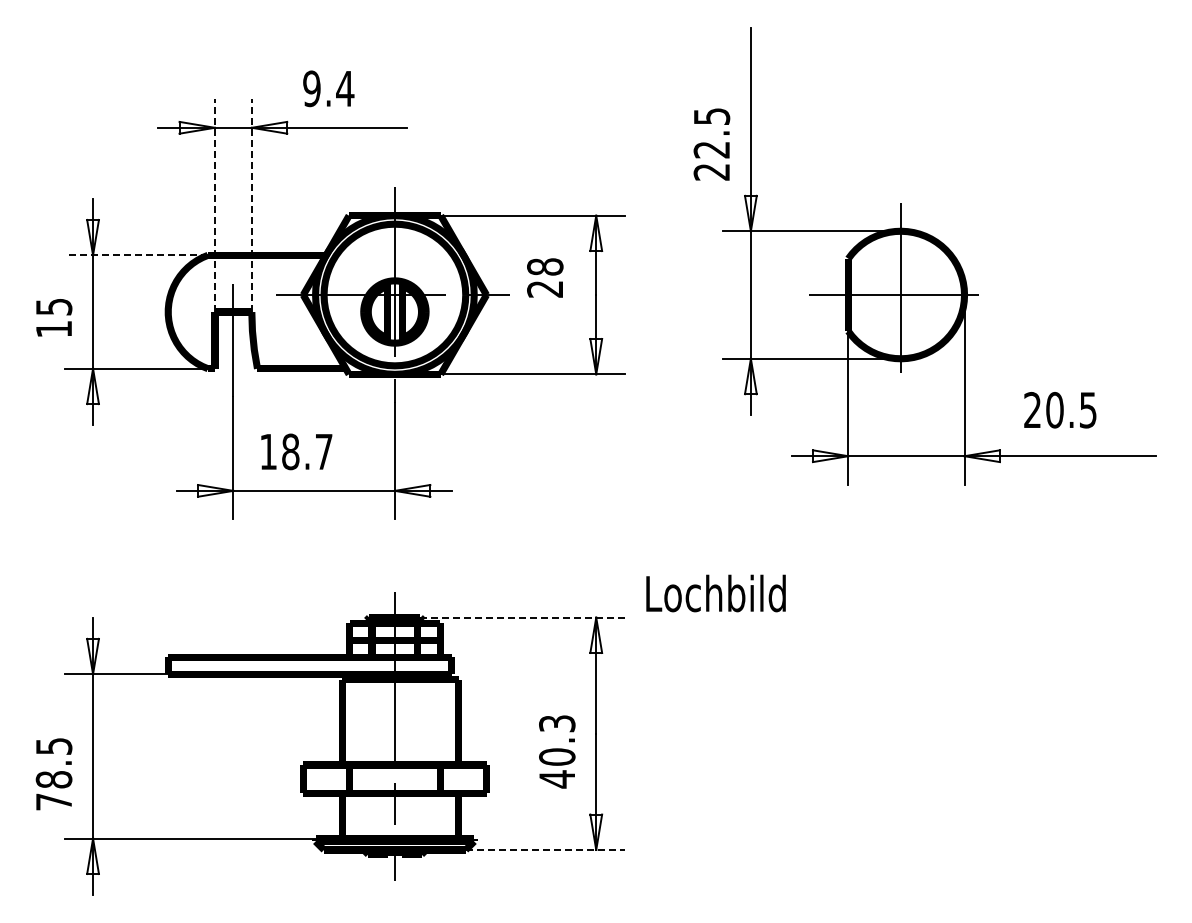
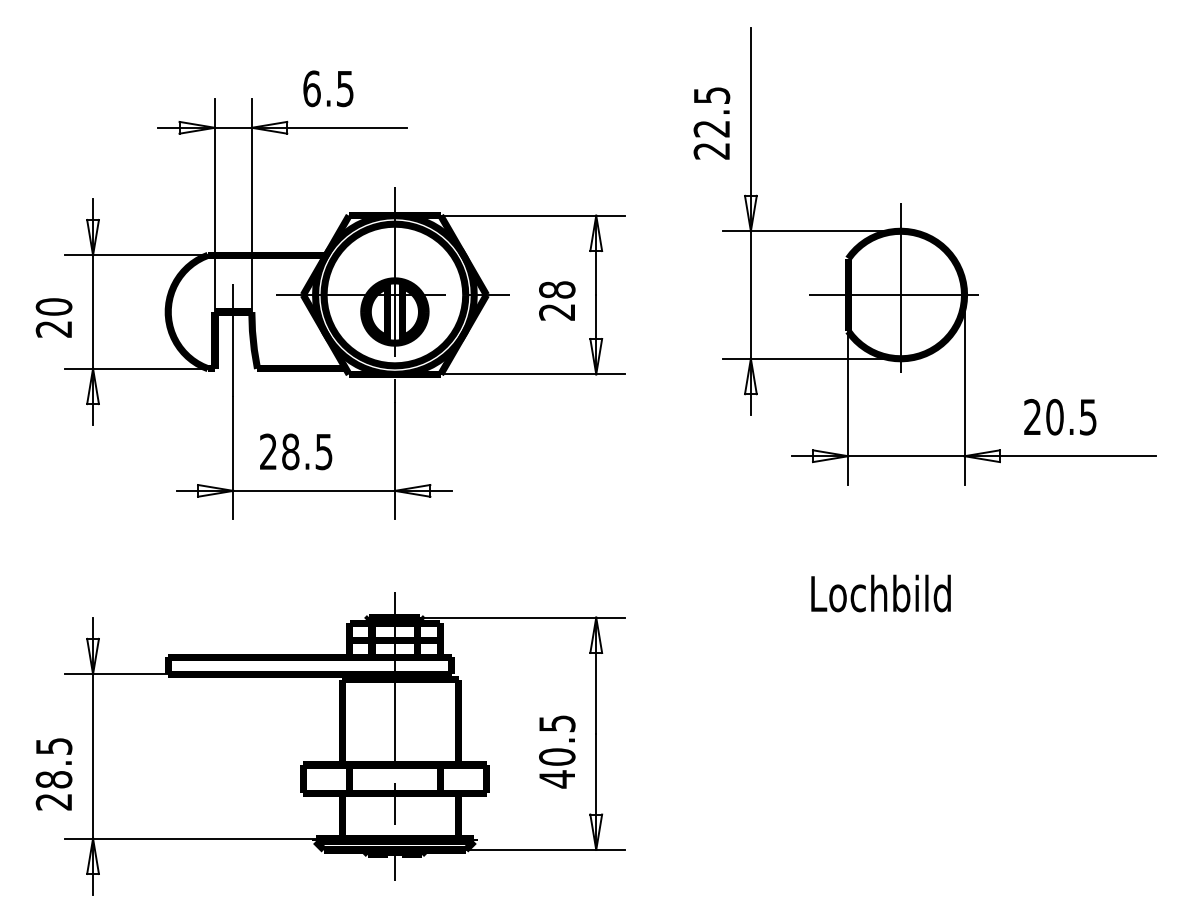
text: 9.4 -> 6.5 (328, 88)
text position: (711, 144) -> (711, 123) (711, 123)
line: dashed -> solid (214, 205)
line: dashed -> solid (251, 205)
line: dashed -> solid (136, 255)
text position: (545, 277) -> (557, 300) (557, 300)
text: 15 -> 20 (53, 317)
text position: (1060, 410) -> (1060, 417) (1060, 417)
text: 18.7 -> 28.5 (296, 451)
text position: (715, 593) -> (880, 593) (880, 593)
line: dashed -> solid (523, 617)
text: 40.3 -> 40.5 (557, 723)
text: 78.5 -> 28.5 (53, 801)
line: dashed -> solid (545, 849)
